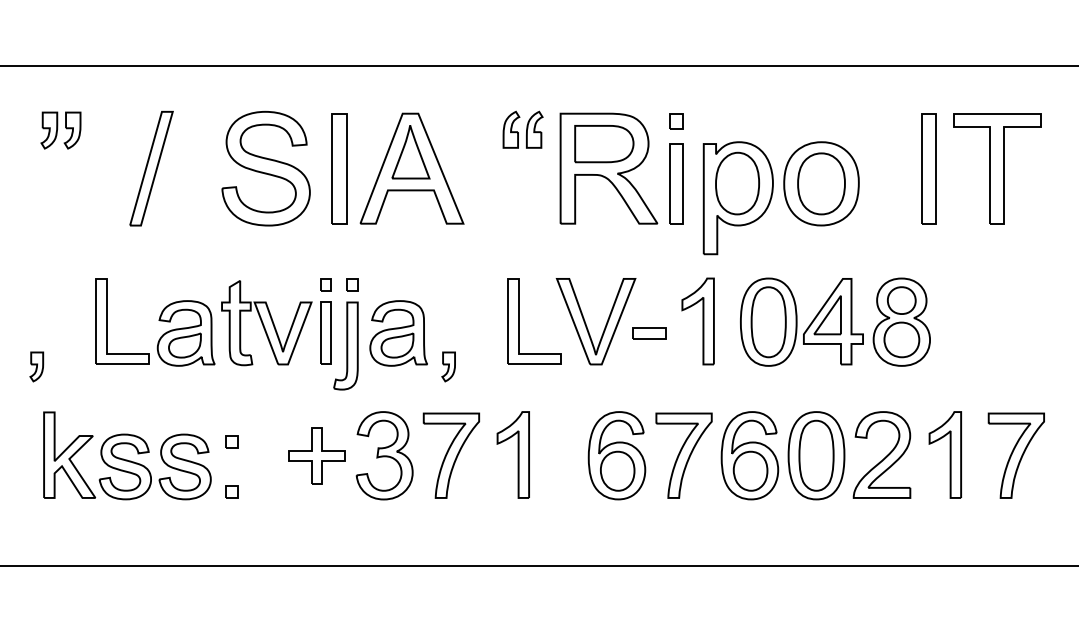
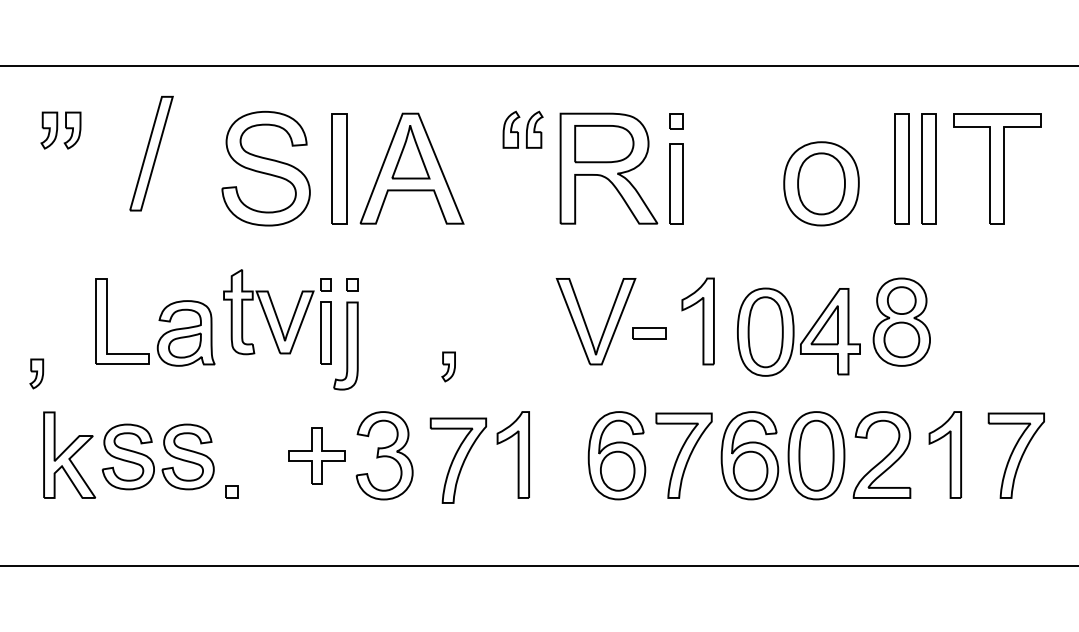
part position: (151, 168) -> (151, 153) (151, 153)
part: none -> present (901, 168)
part: present -> none (737, 198)
part: present -> none (519, 321)
part position: (801, 321) -> (798, 331) (798, 331)
part position: (266, 323) -> (268, 312) (268, 312)
part: present -> none (398, 333)
part position: (36, 366) -> (36, 373) (36, 373)
part: present -> none (231, 441)
part position: (451, 455) -> (458, 460) (458, 460)
part position: (148, 468) -> (151, 458) (151, 458)
